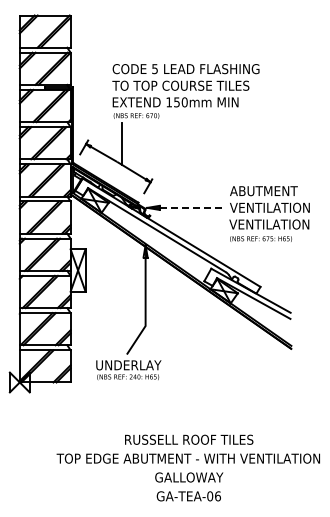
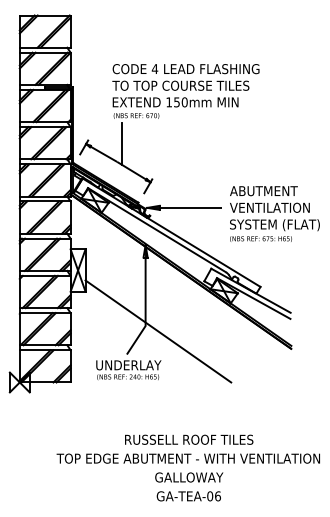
text: 5 -> 4 (154, 69)
line: dashed -> solid (191, 207)
text: VENTILATION -> SYSTEM (FLAT) (274, 225)
line: none -> present (158, 331)
